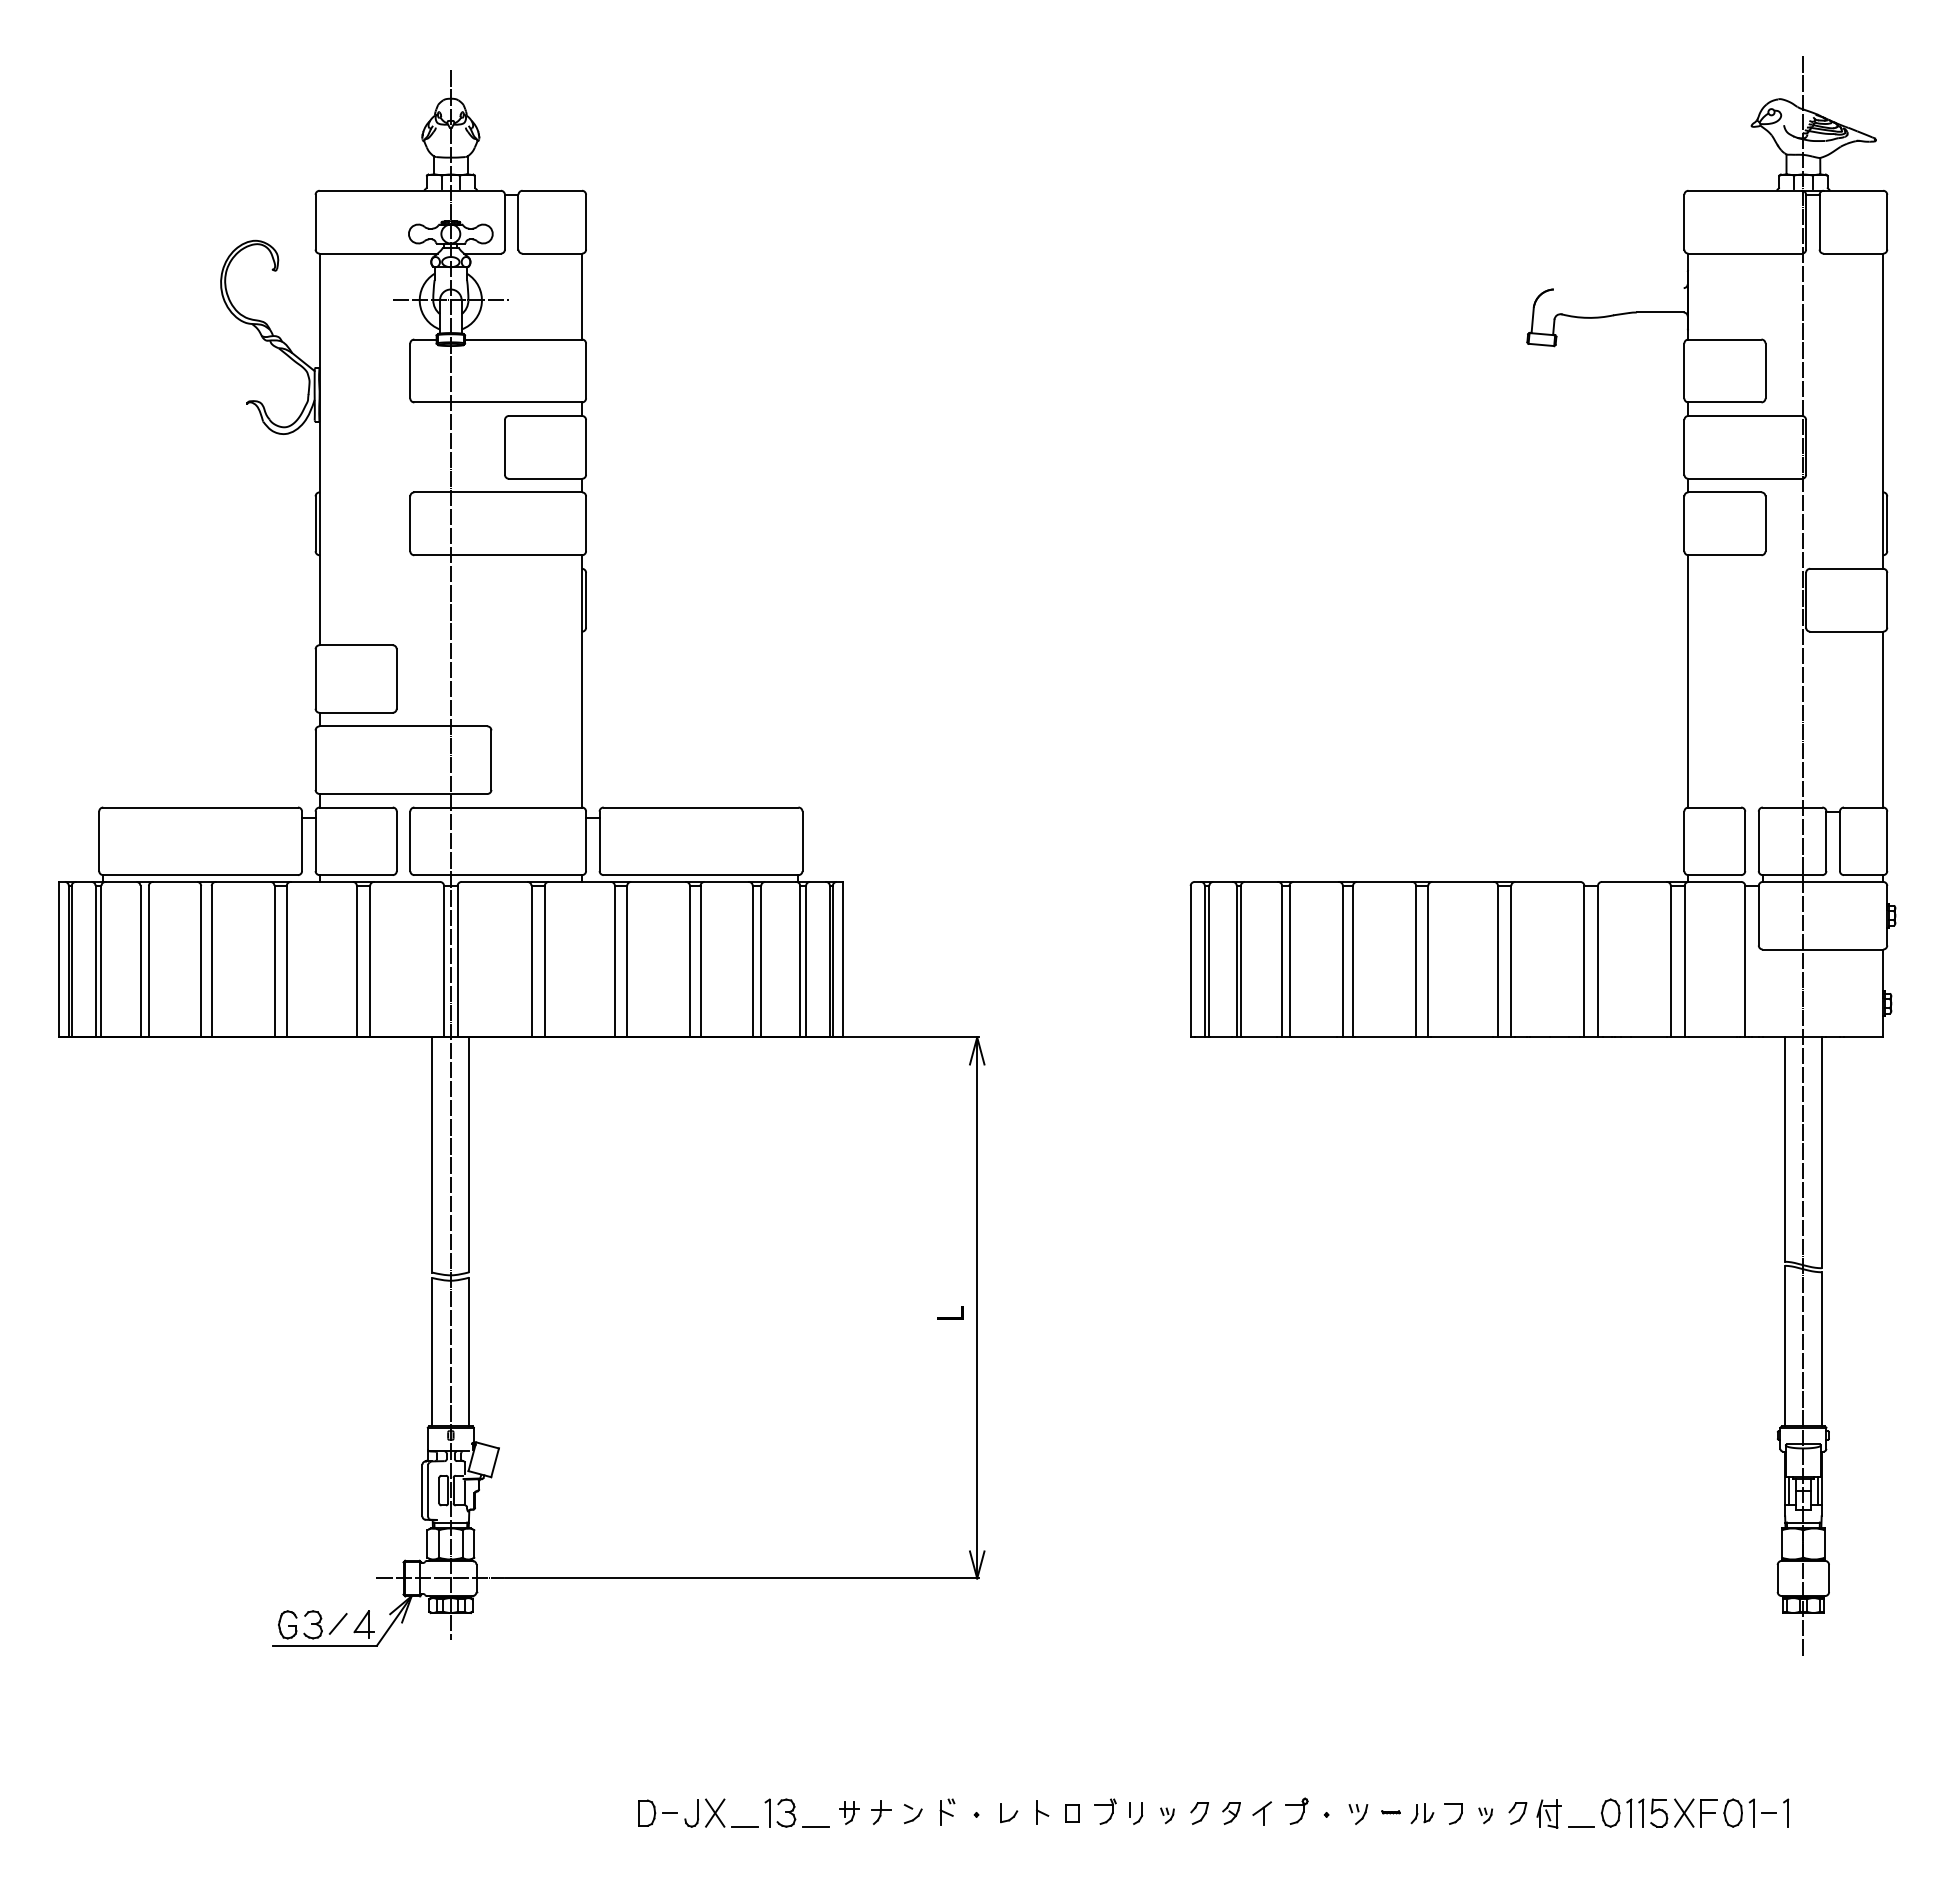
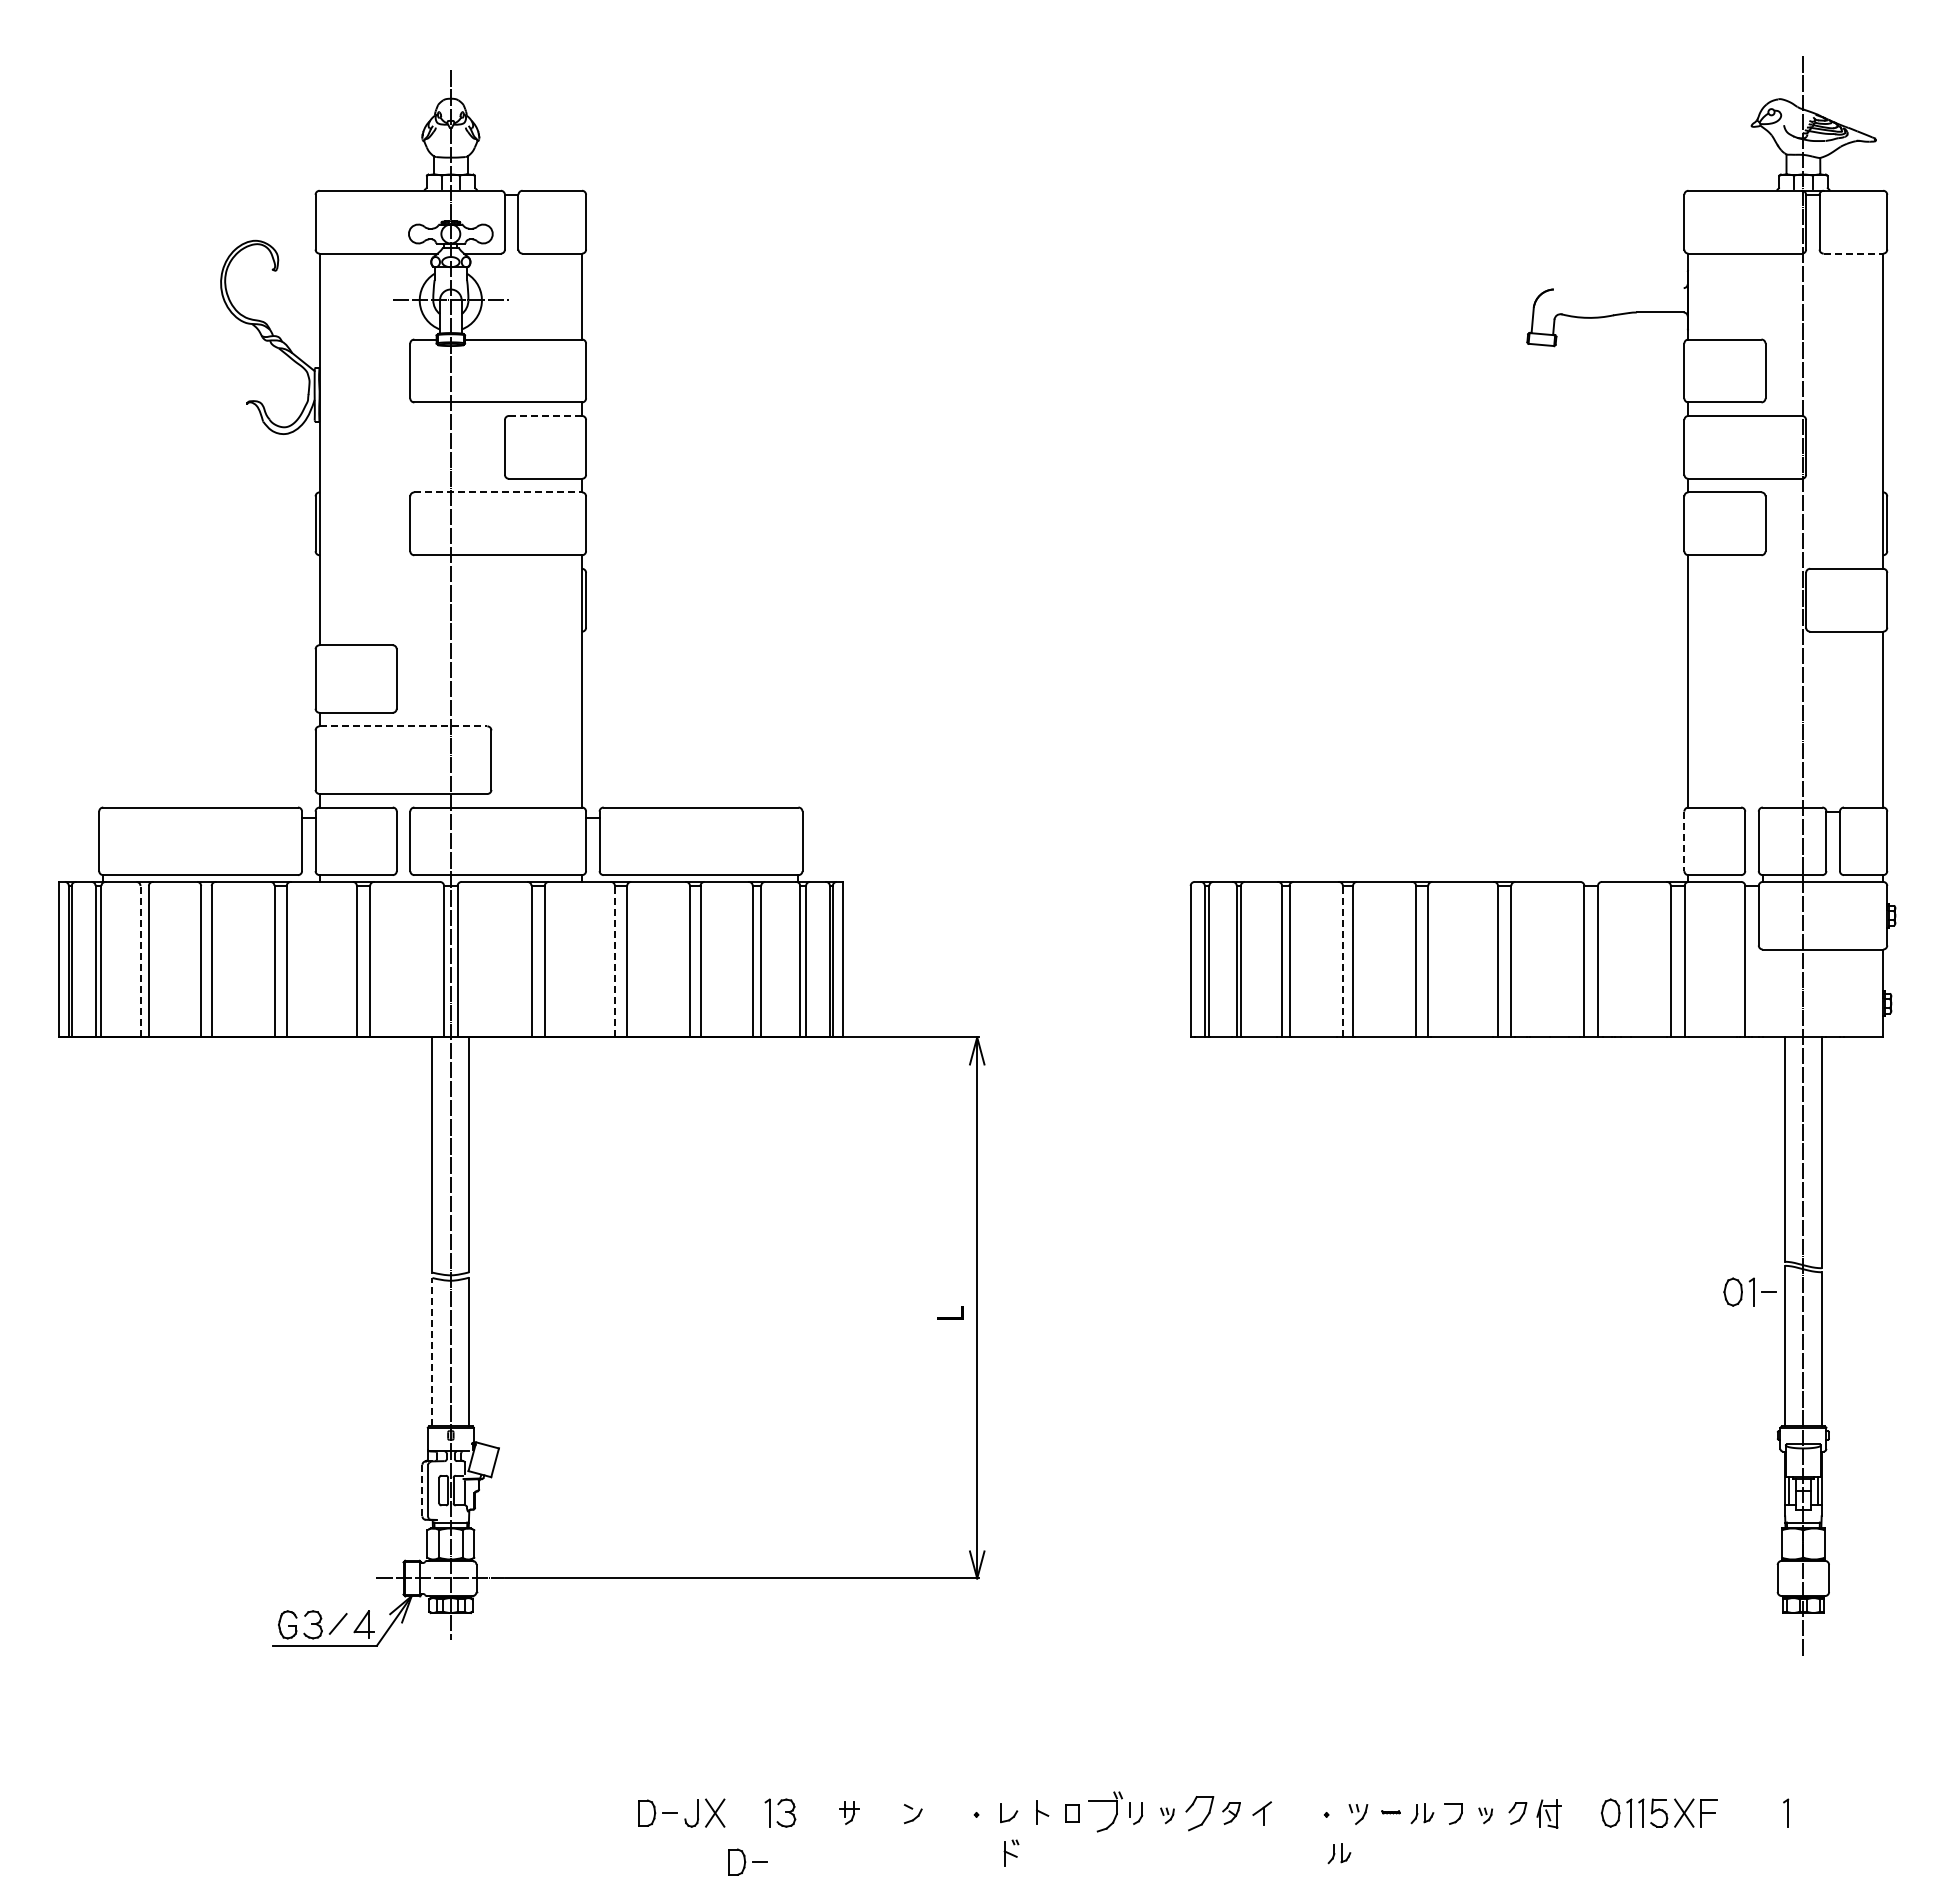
line: solid -> dashed (1853, 253)
line: solid -> dashed (545, 415)
line: solid -> dashed (498, 492)
line: solid -> dashed (403, 726)
line: solid -> dashed (1684, 841)
line: solid -> dashed (140, 961)
line: solid -> dashed (614, 961)
line: solid -> dashed (1342, 961)
line: solid -> dashed (432, 1351)
line: solid -> dashed (422, 1490)
part: present -> none (1296, 1810)
part position: (947, 1811) -> (1011, 1852) (1011, 1852)
part size: 23x27 px -> 35x42 px (1105, 1811)
part: present -> none (881, 1812)
part position: (1749, 1812) -> (1749, 1291) (1749, 1291)
part size: 19x23 px -> 30x36 px (1199, 1813)
line: present -> none (744, 1826)
line: present -> none (815, 1826)
line: present -> none (1580, 1826)
part: none -> present (1339, 1853)
part: none -> present (747, 1861)
